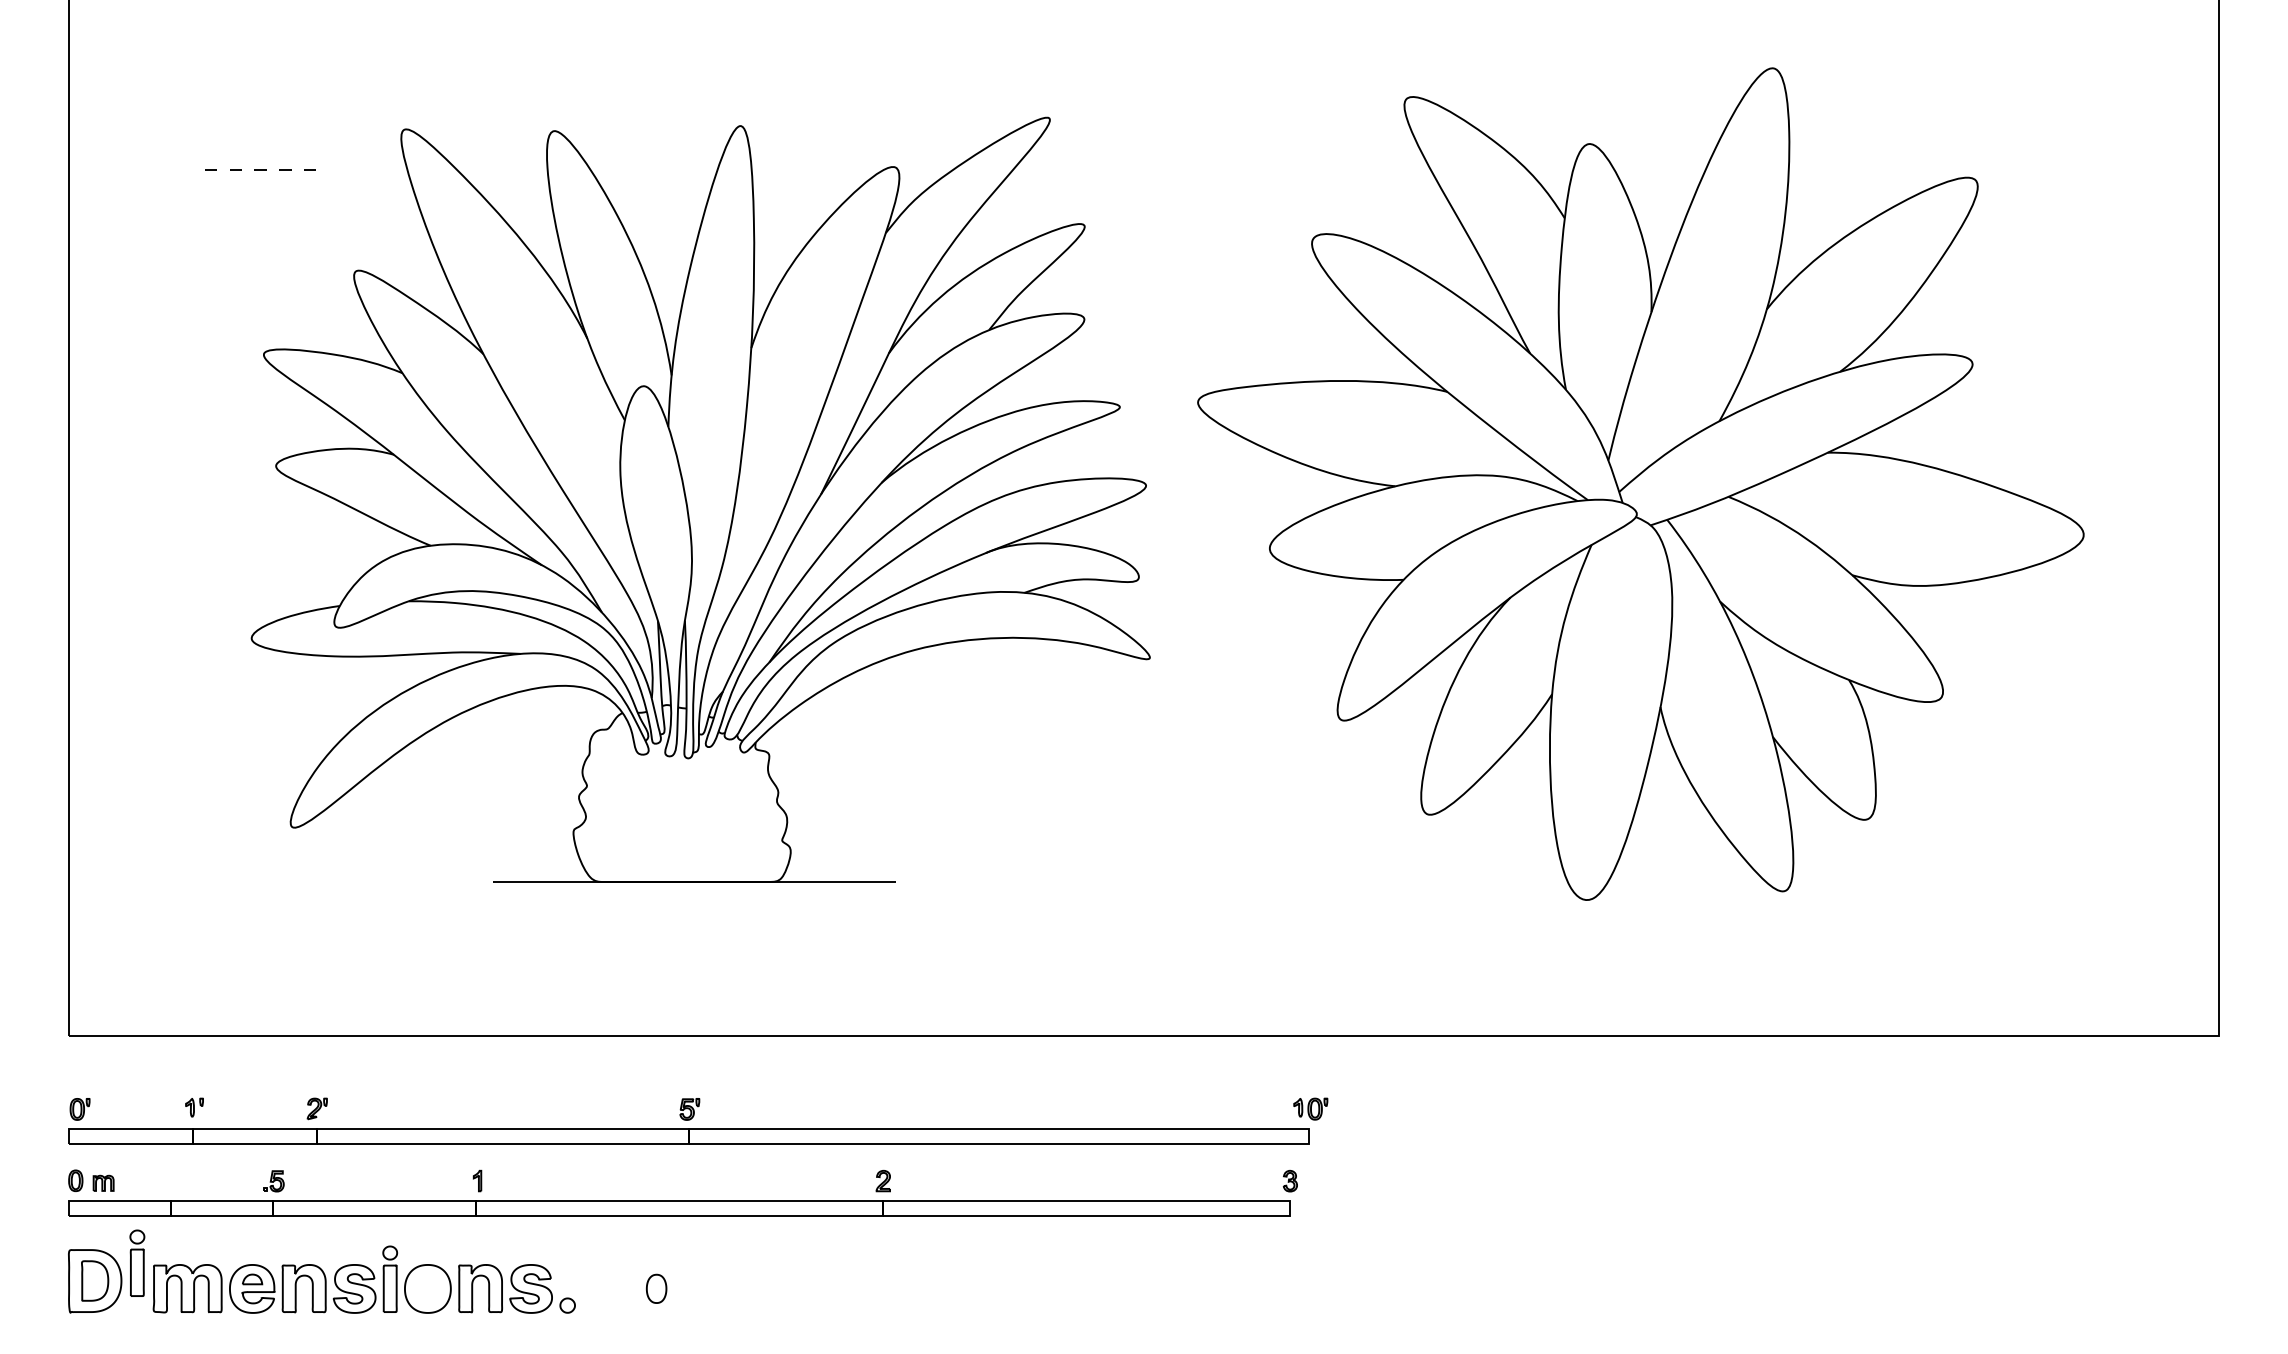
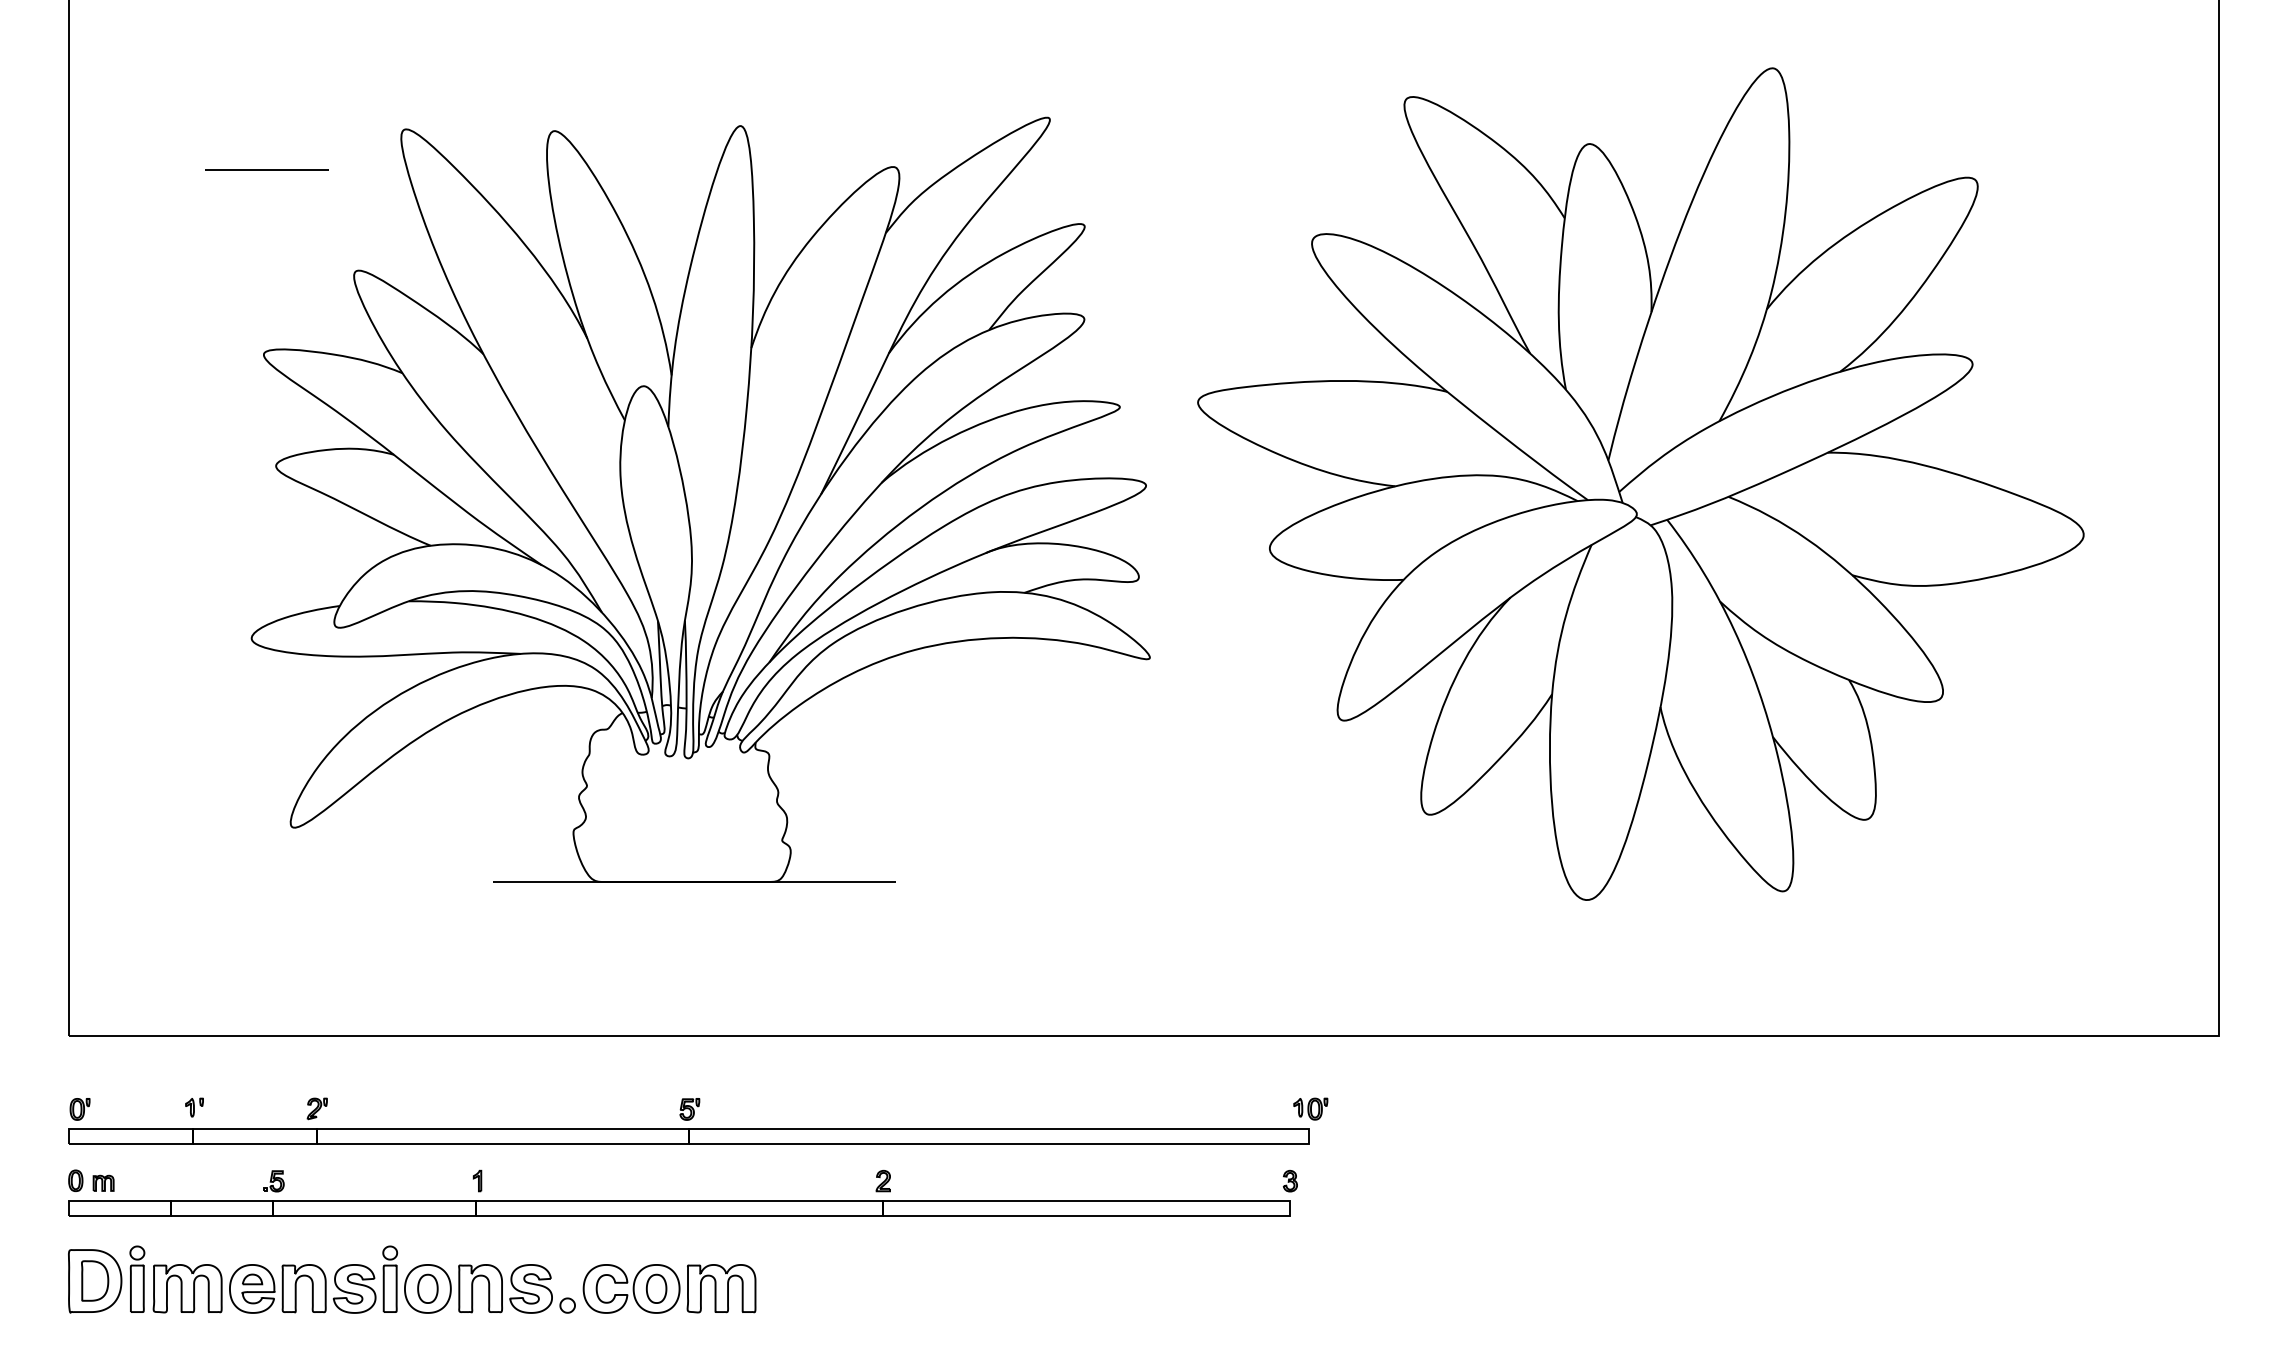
line: dashed -> solid (267, 169)
part position: (137, 1262) -> (137, 1278) (137, 1278)
part: none -> present (427, 1288)
part: none -> present (669, 1288)
